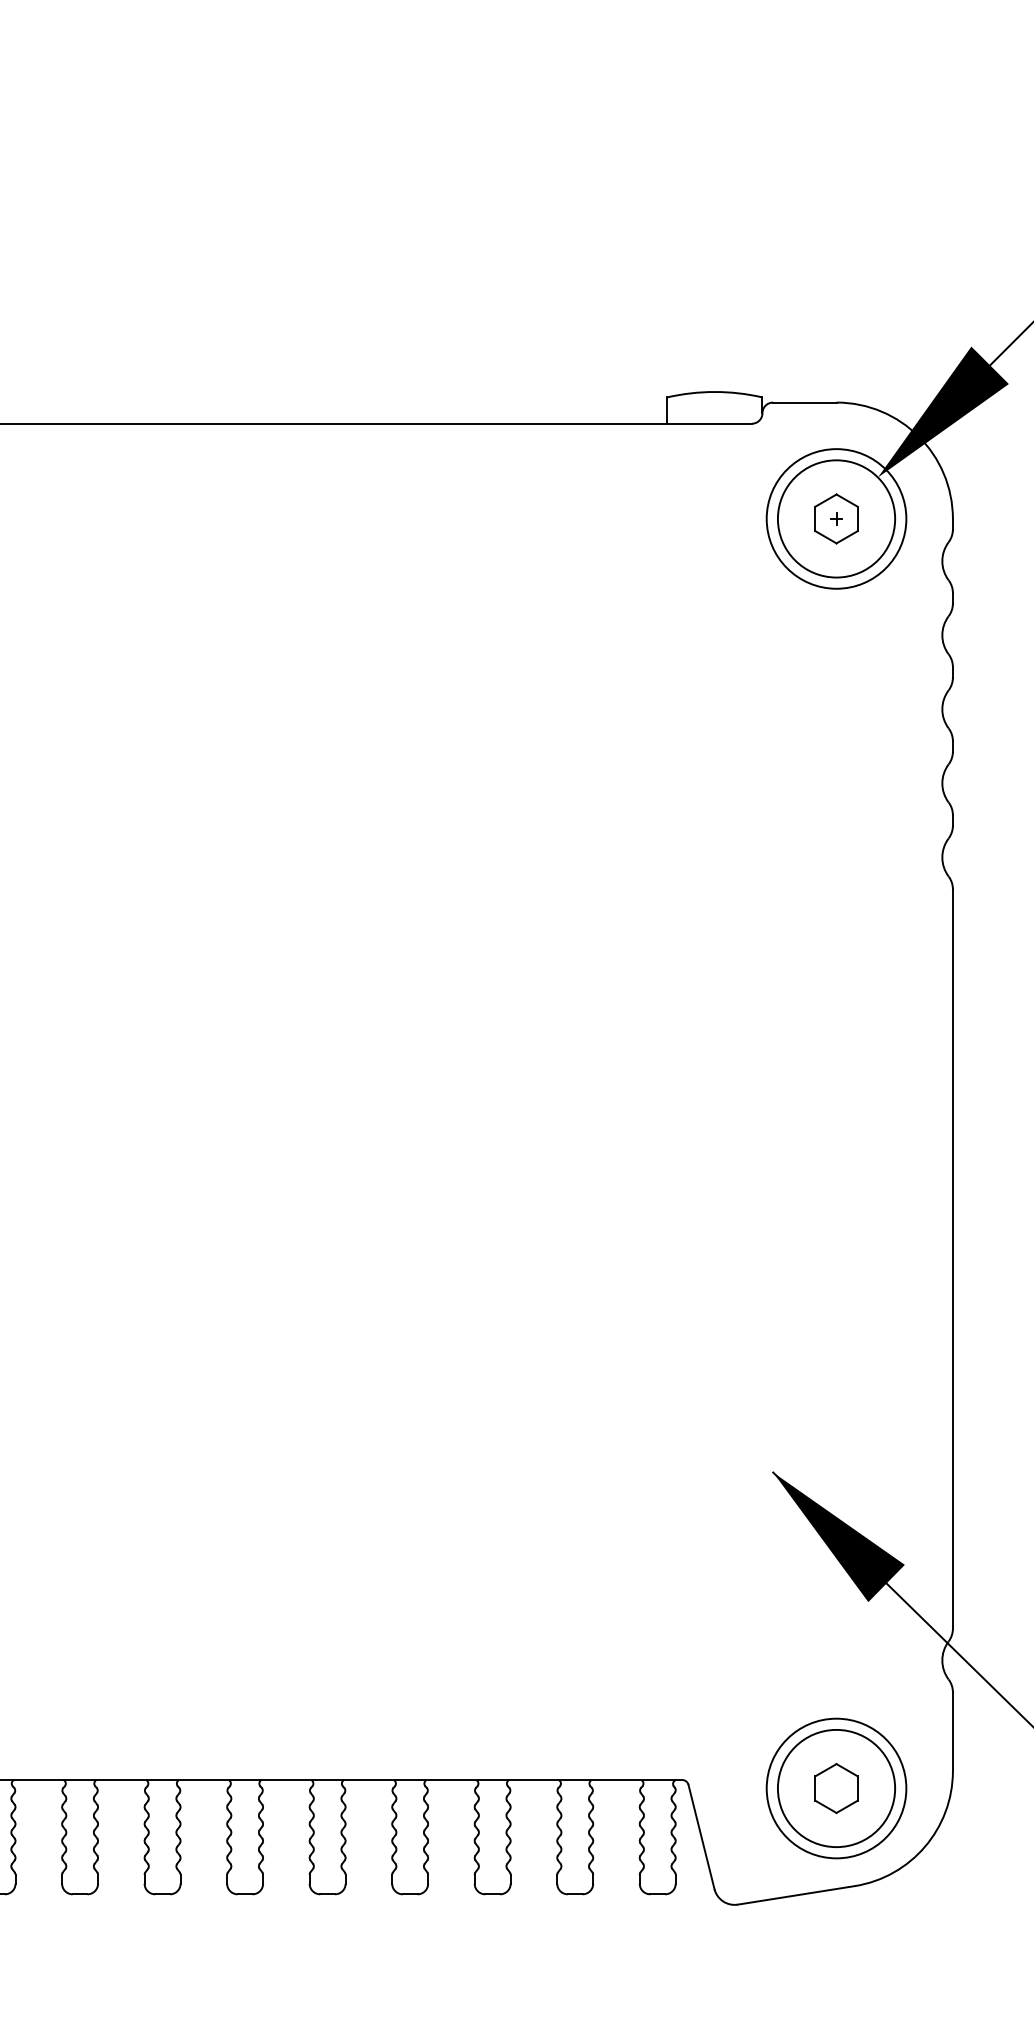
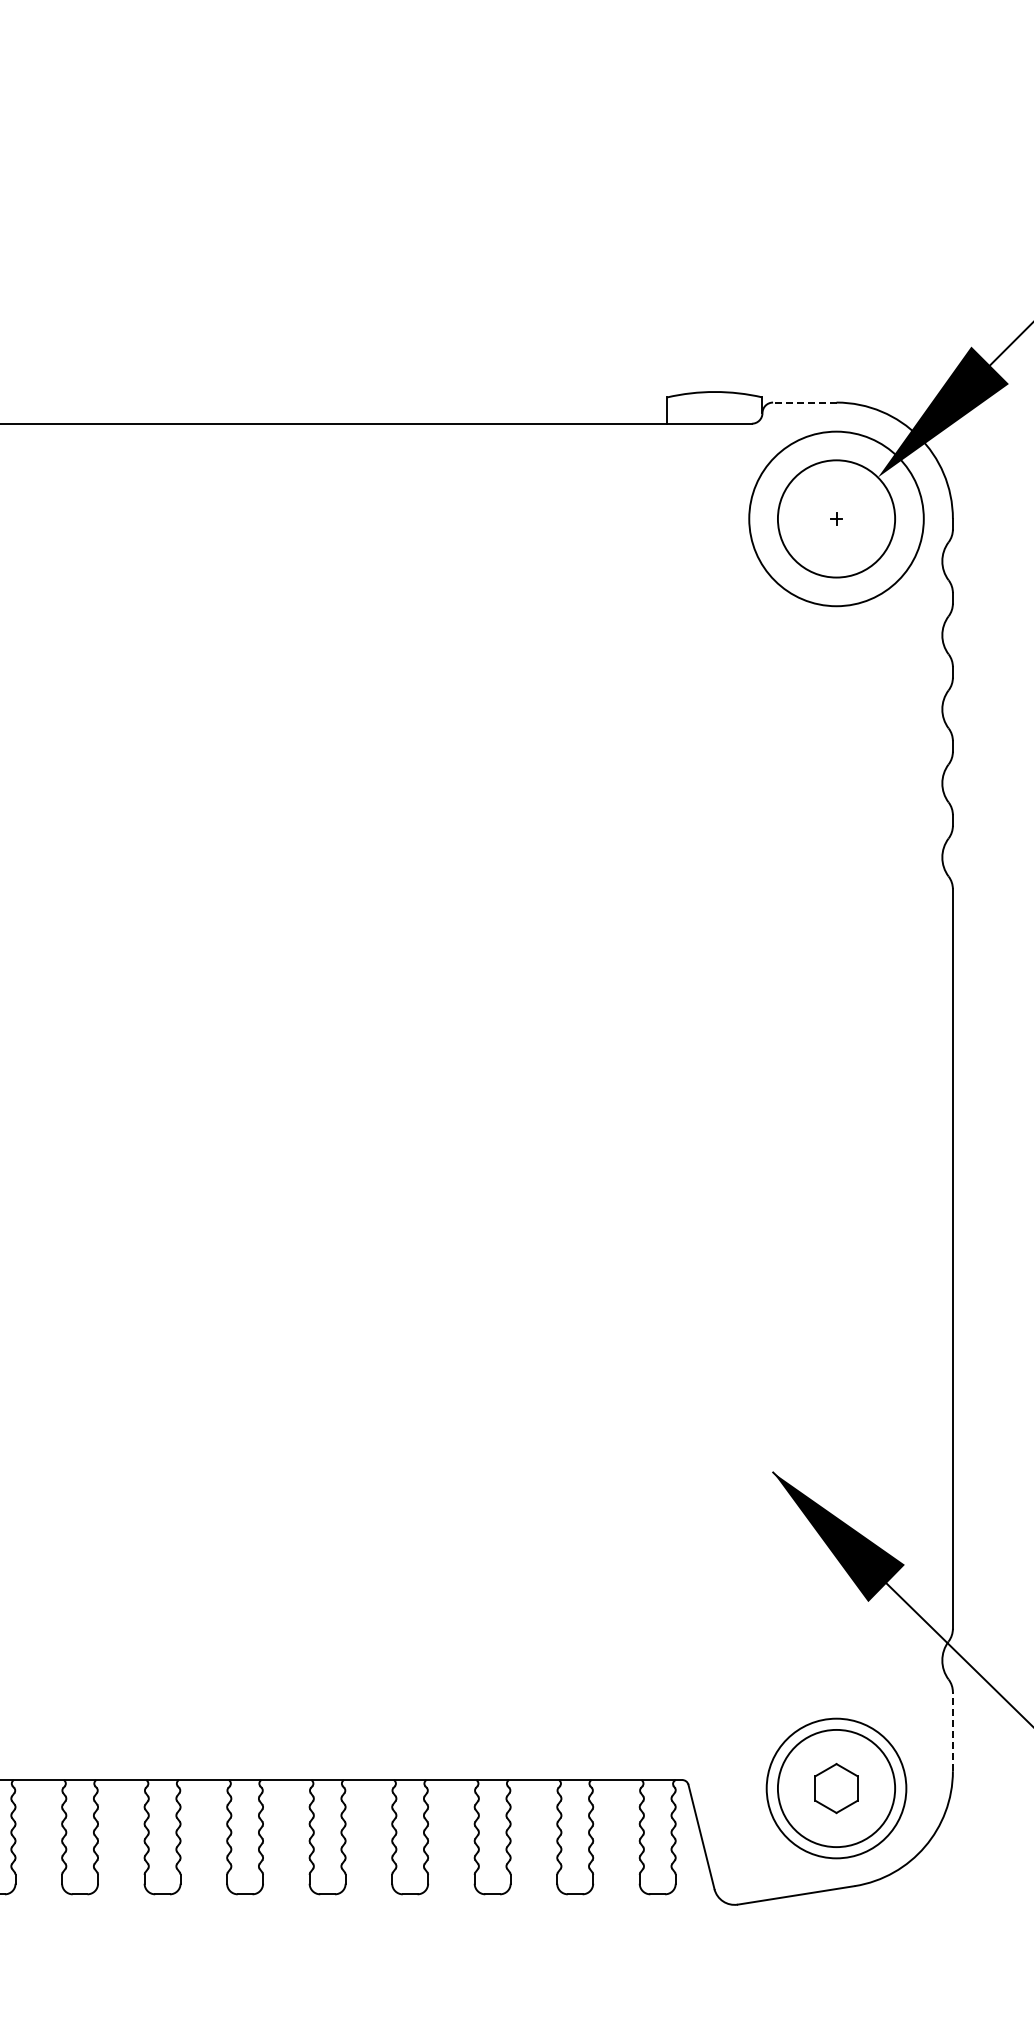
line: solid -> dashed (804, 402)
circle diameter: 140 px -> 175 px (836, 518)
part: present -> none (836, 518)
line: solid -> dashed (952, 1731)
